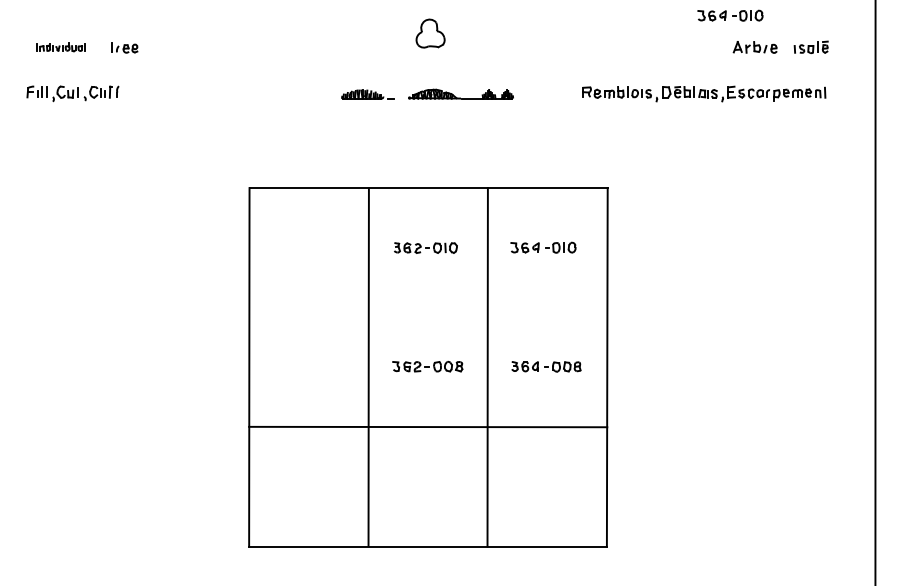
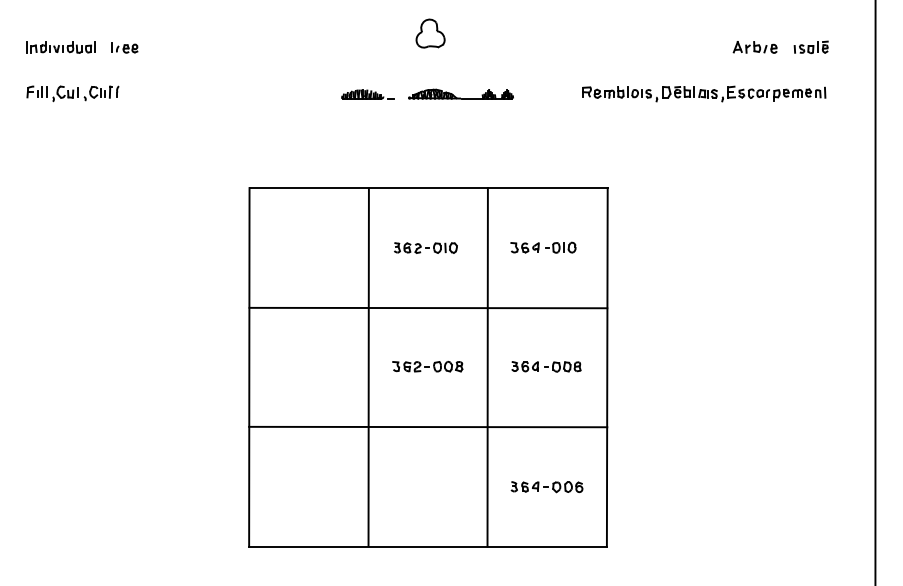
part: present -> none (730, 15)
part size: 50x11 px -> 70x13 px (60, 47)
line: none -> present (428, 307)
part: none -> present (546, 487)
